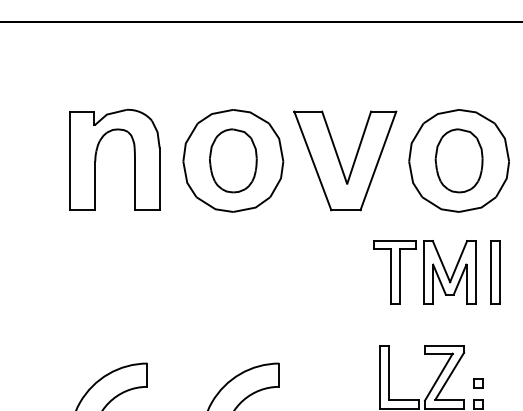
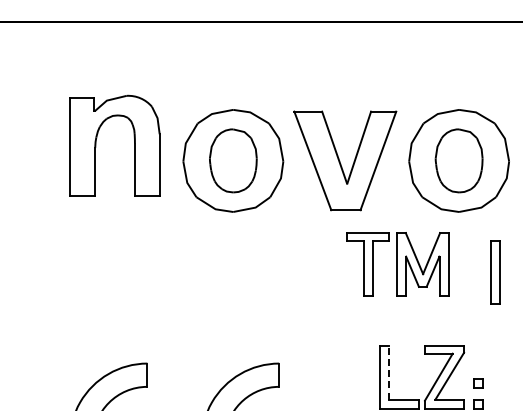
part position: (96, 159) -> (96, 145) (96, 145)
part position: (424, 272) -> (397, 264) (397, 264)
line: solid -> dashed (388, 372)
